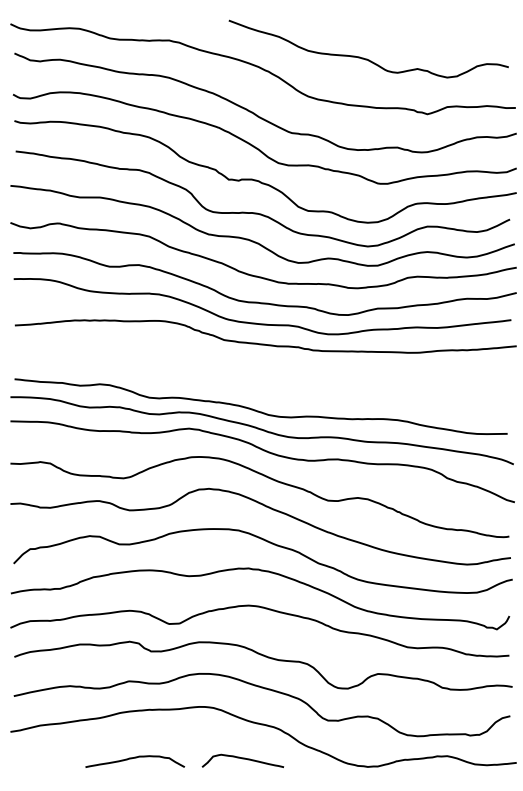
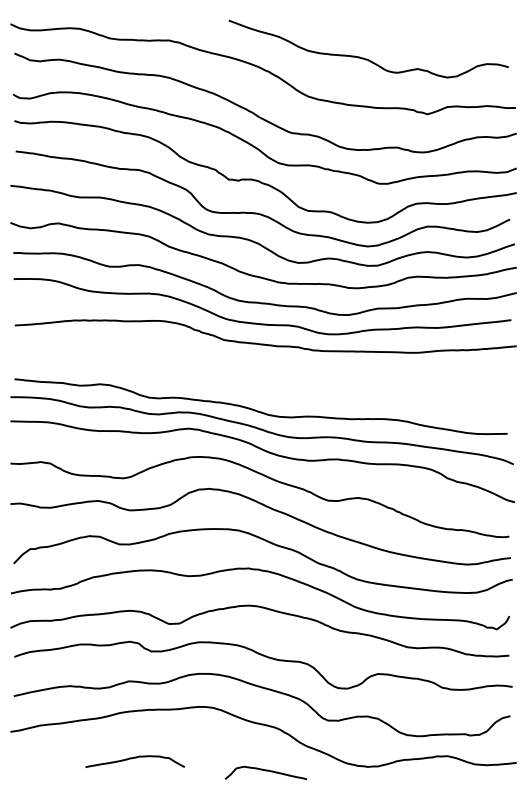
curve position: (242, 759) -> (265, 771) (265, 771)
